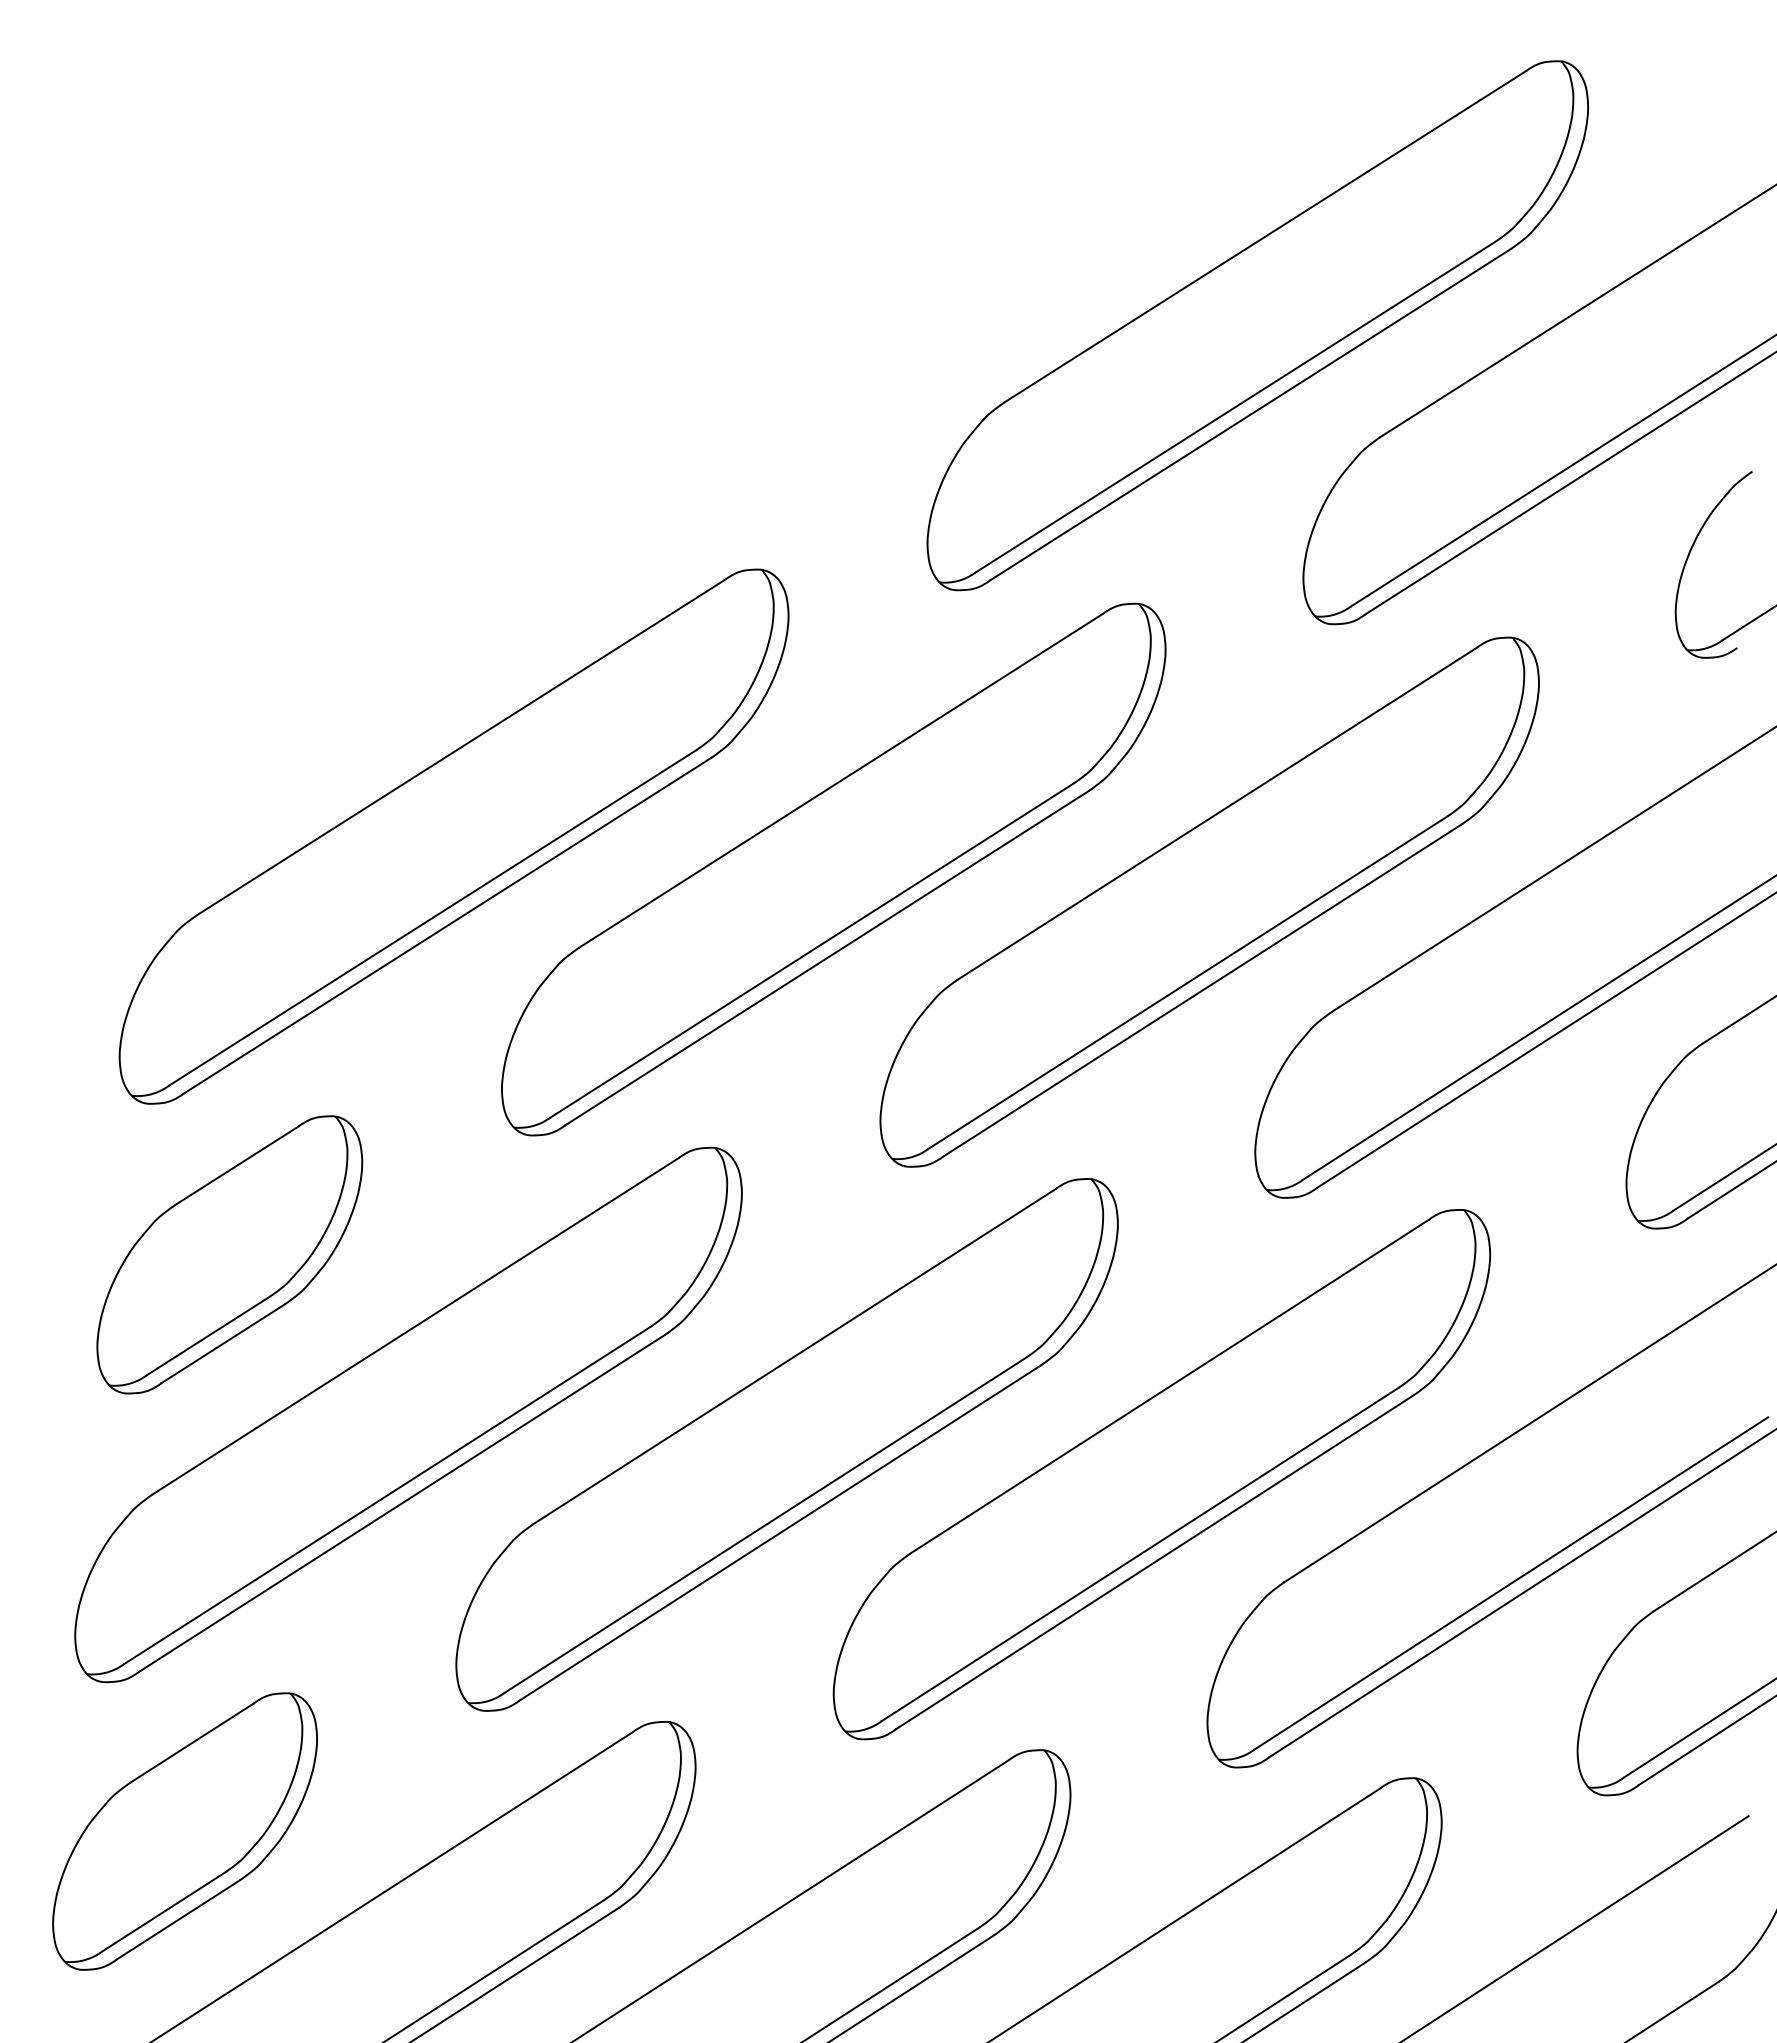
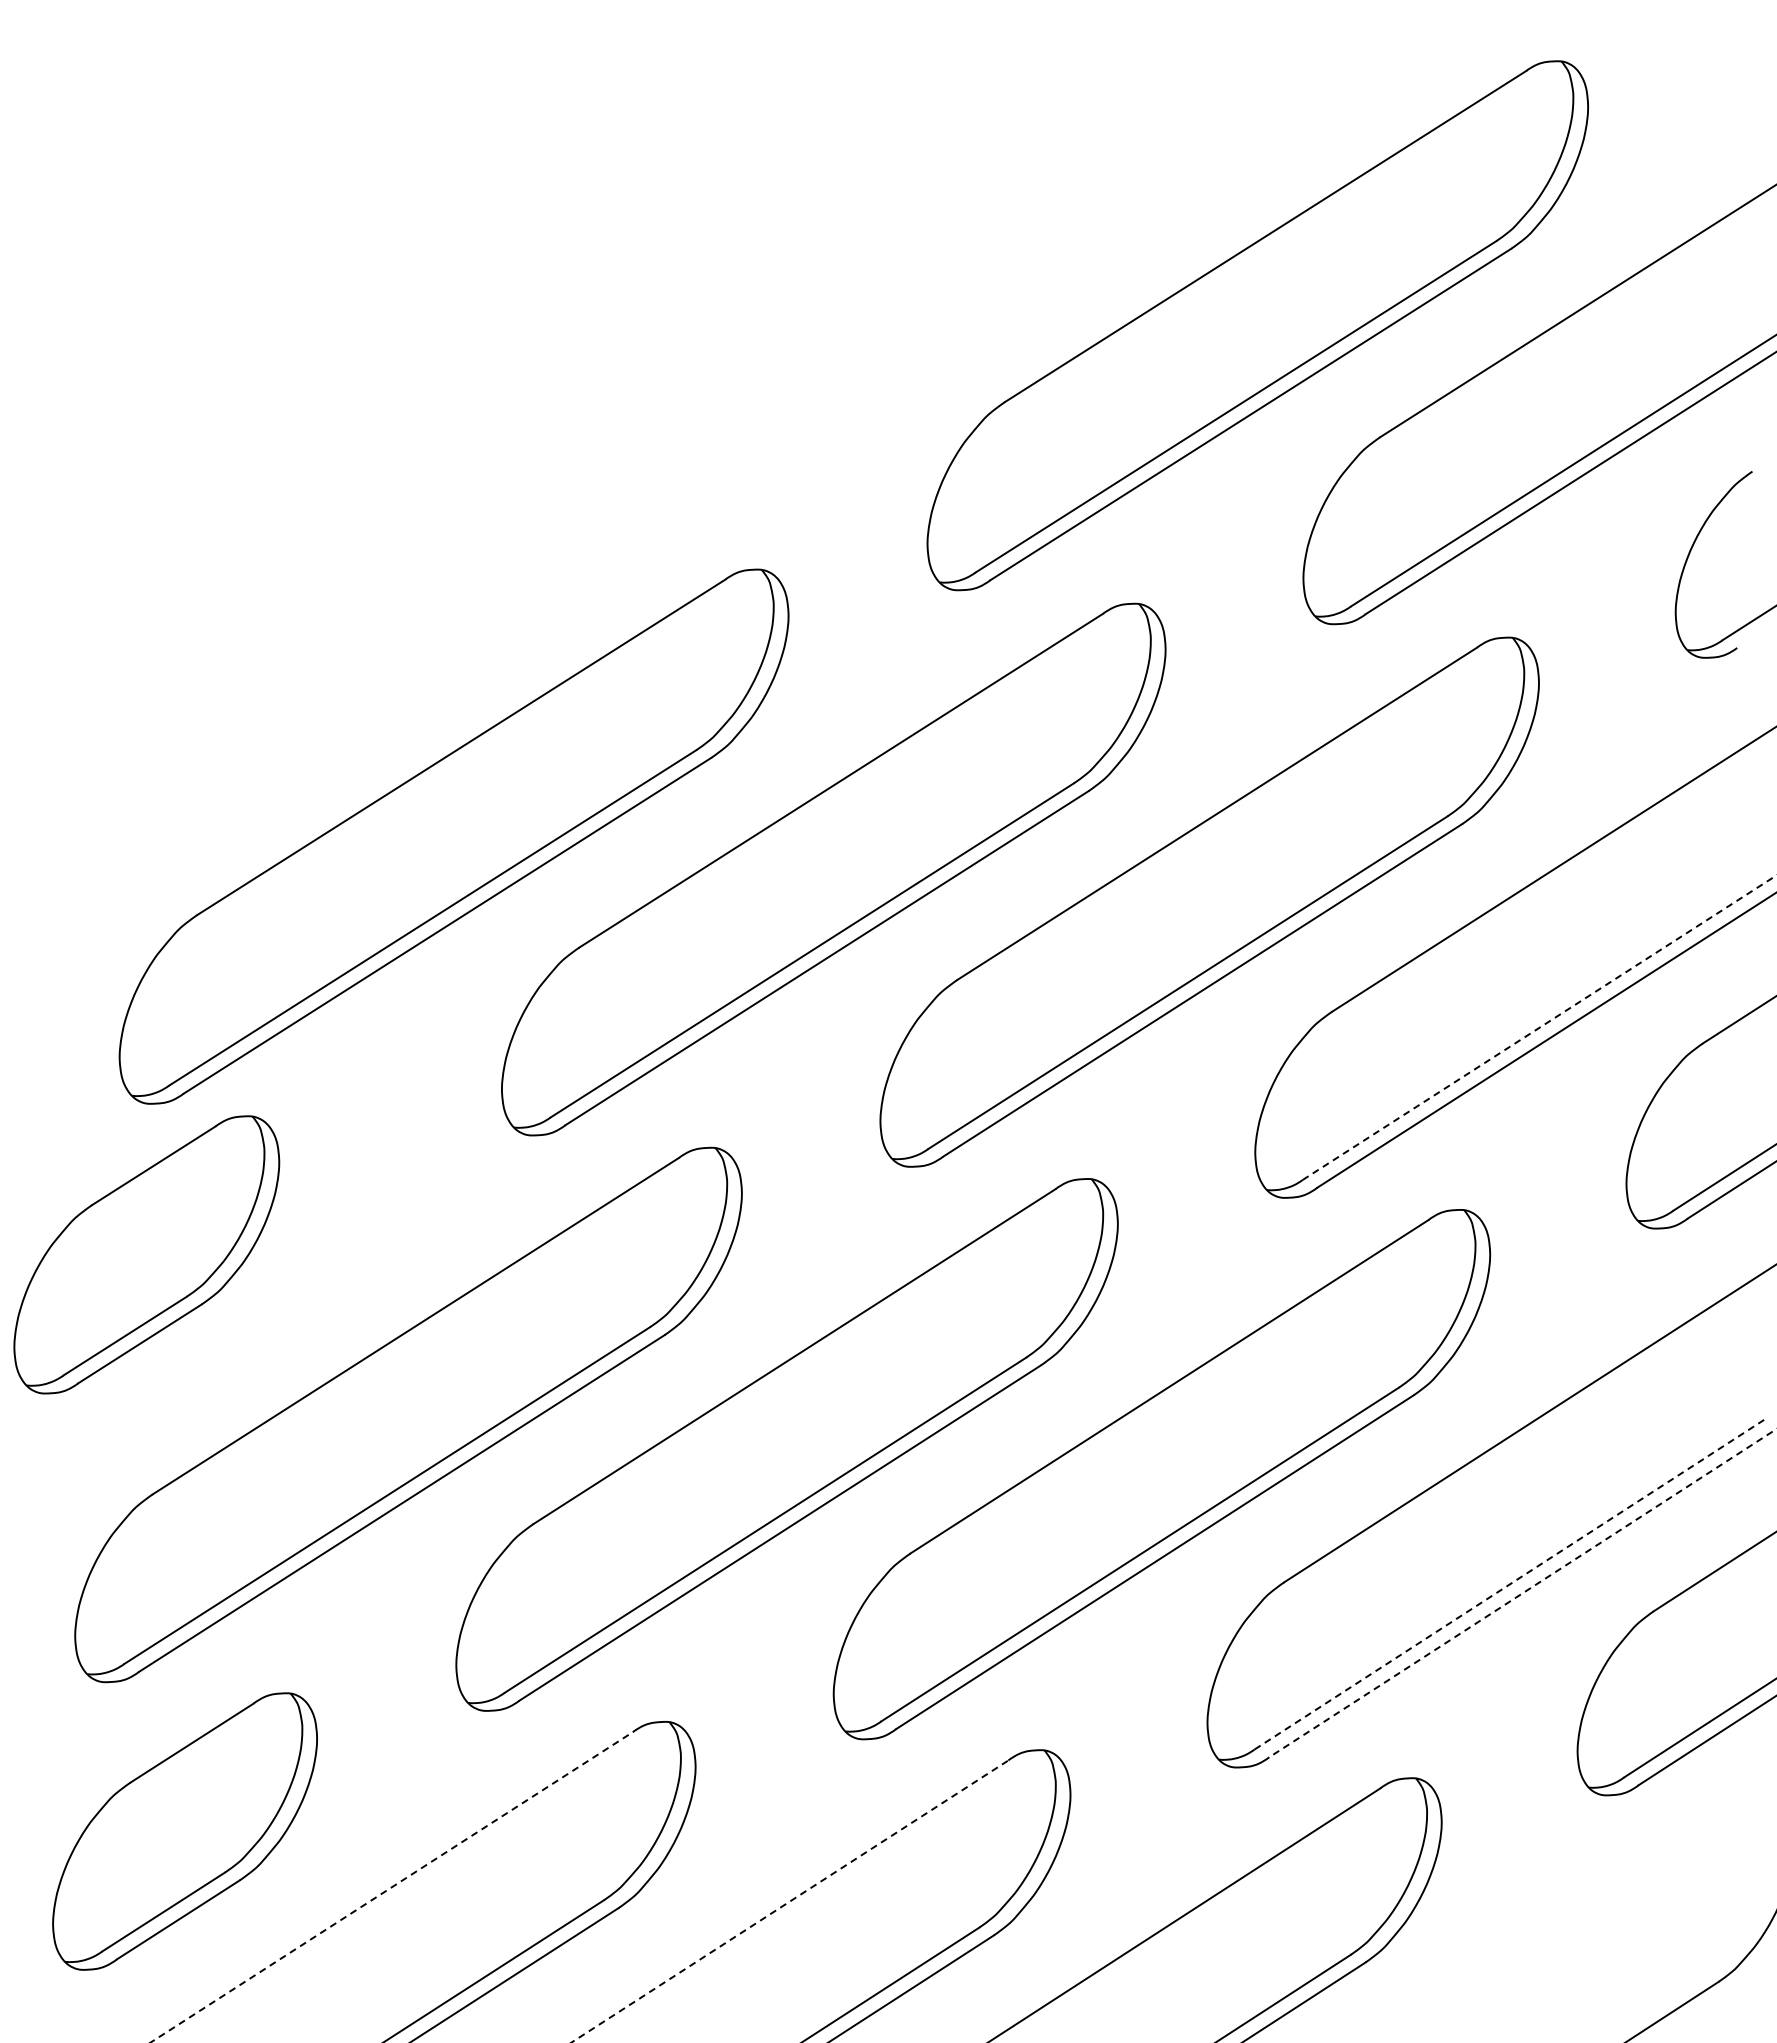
line: solid -> dashed (1539, 1027)
part position: (229, 1254) -> (146, 1254) (146, 1254)
line: solid -> dashed (1511, 1583)
line: solid -> dashed (1522, 1593)
line: solid -> dashed (391, 1887)
line: solid -> dashed (790, 1901)
line: present -> none (1576, 1927)
